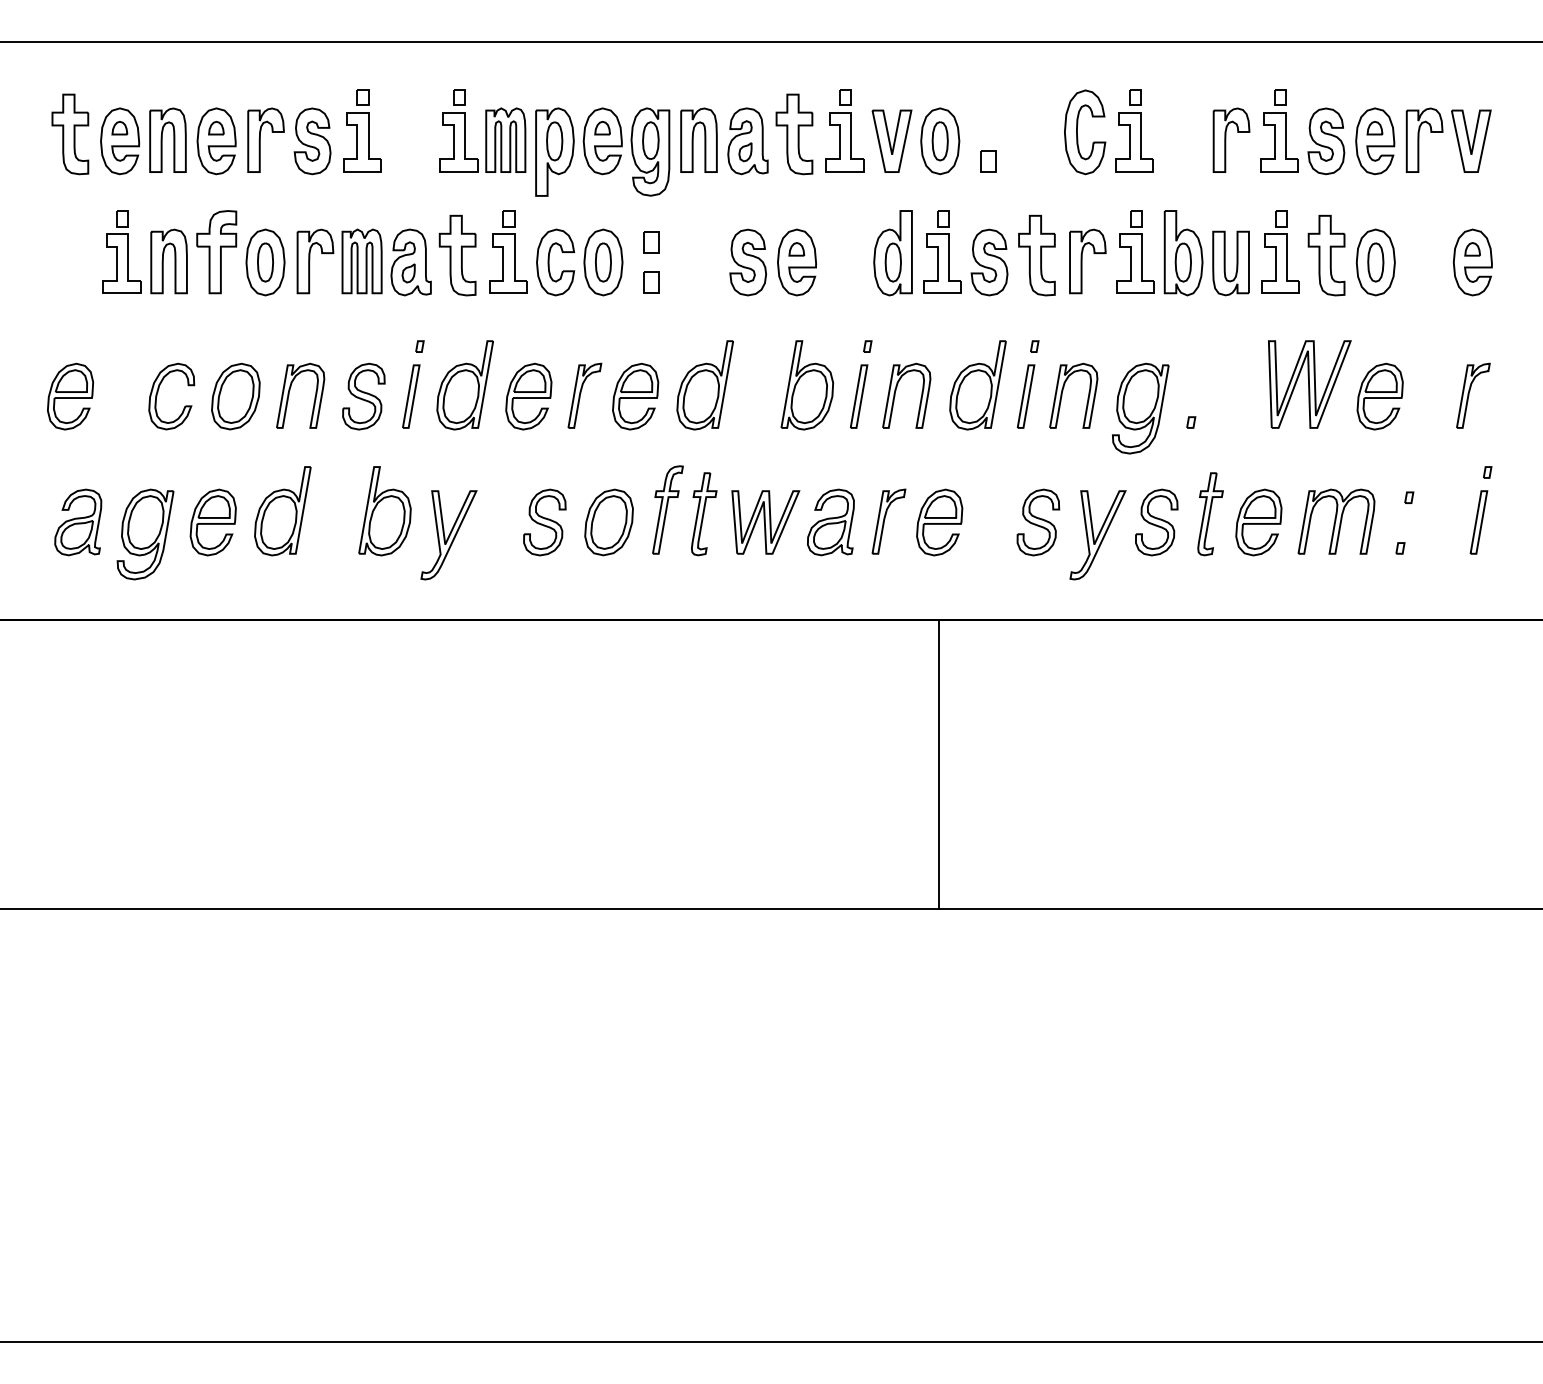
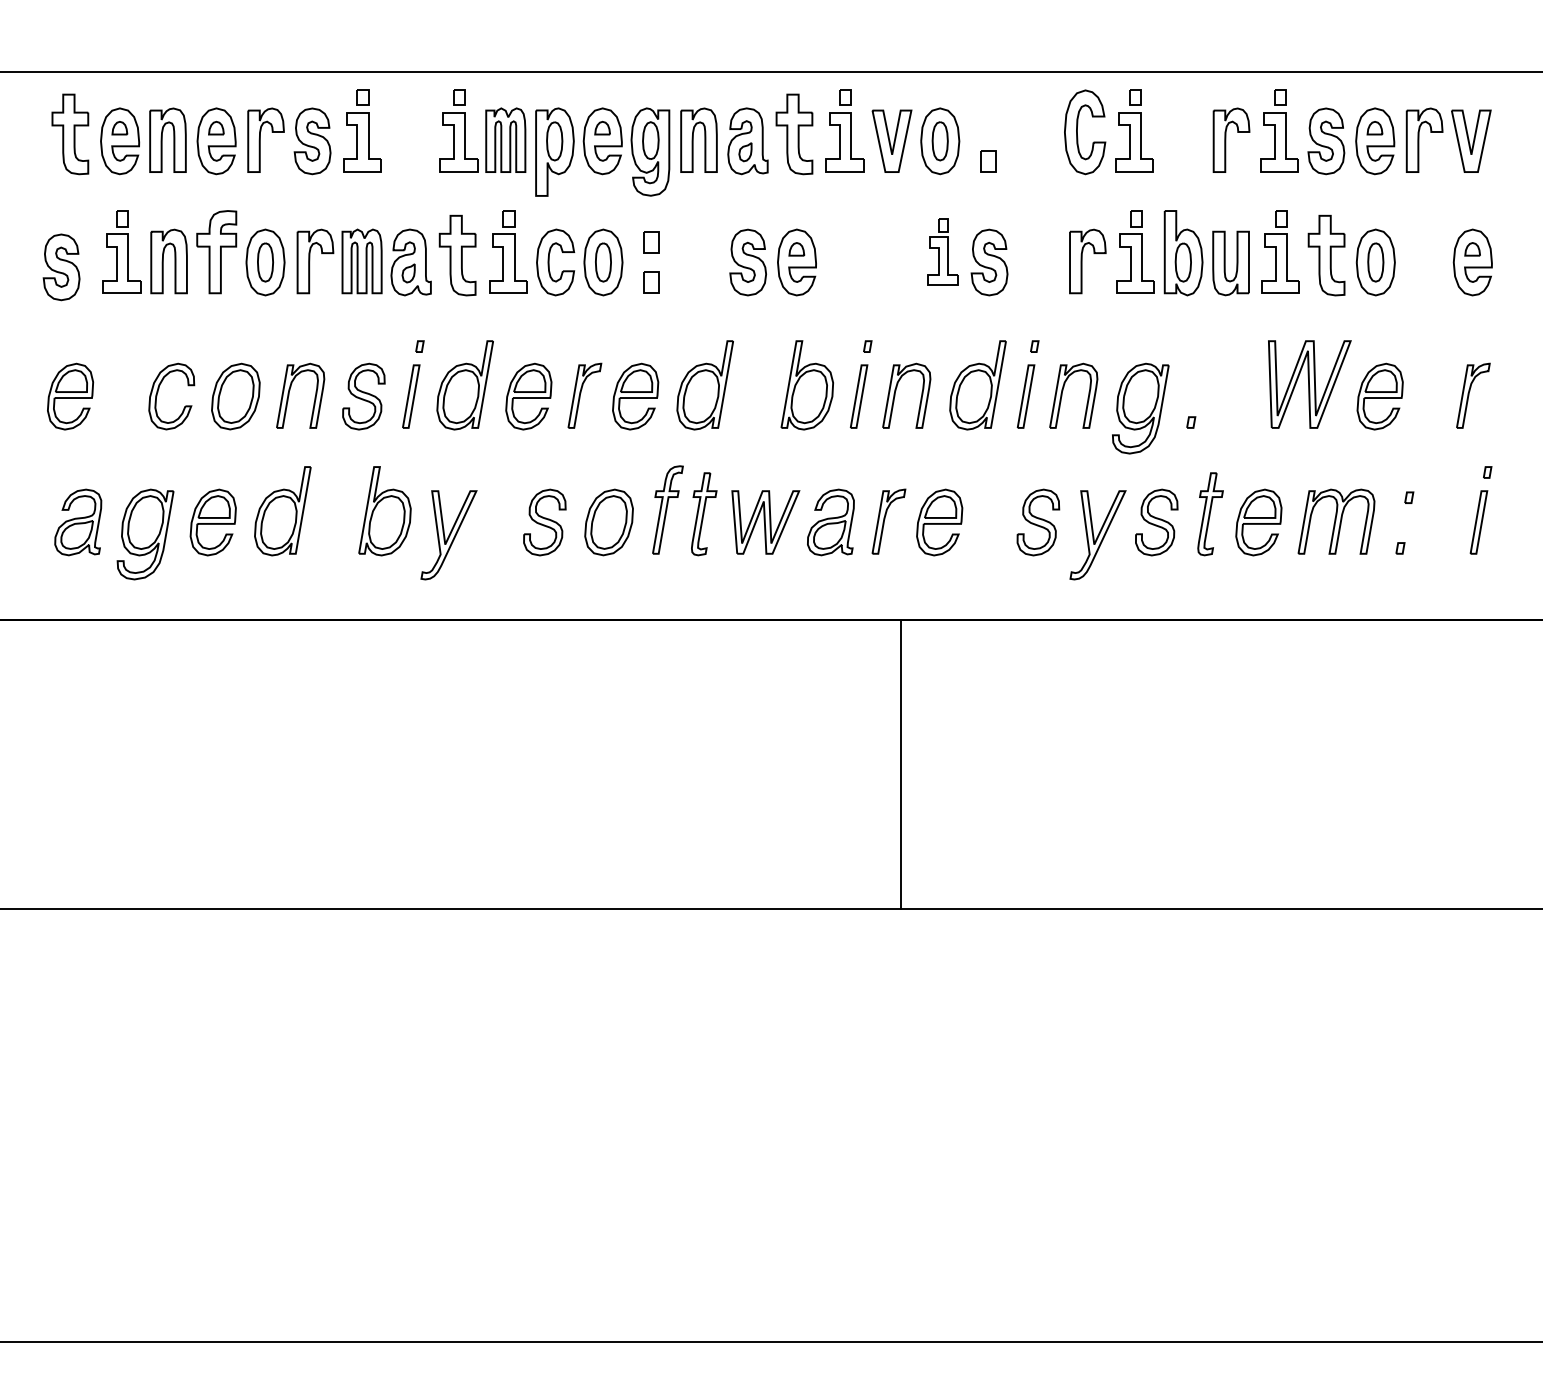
line position: (770, 41) -> (770, 71) (770, 71)
part size: 39x84 px -> 32x68 px (942, 251)
part: present -> none (892, 253)
part: present -> none (1036, 255)
part: none -> present (61, 267)
line position: (938, 763) -> (900, 763) (900, 763)
